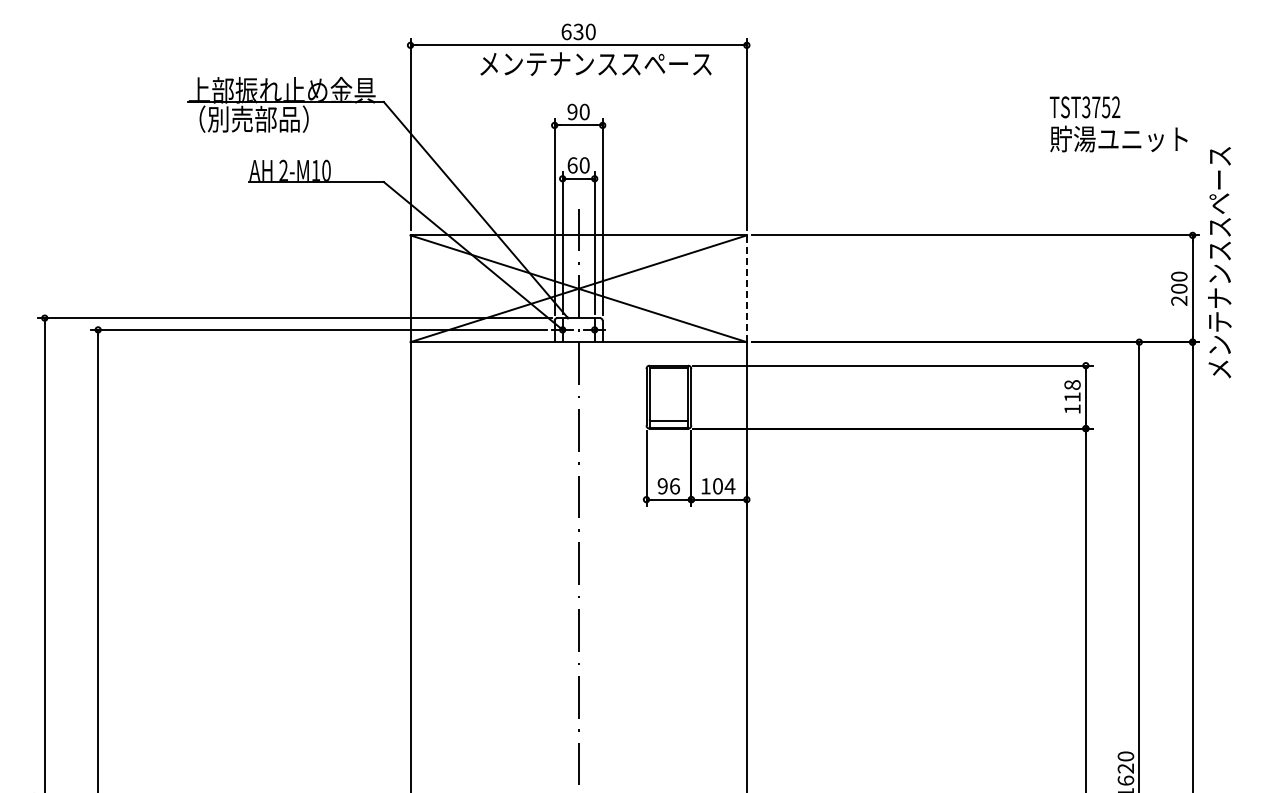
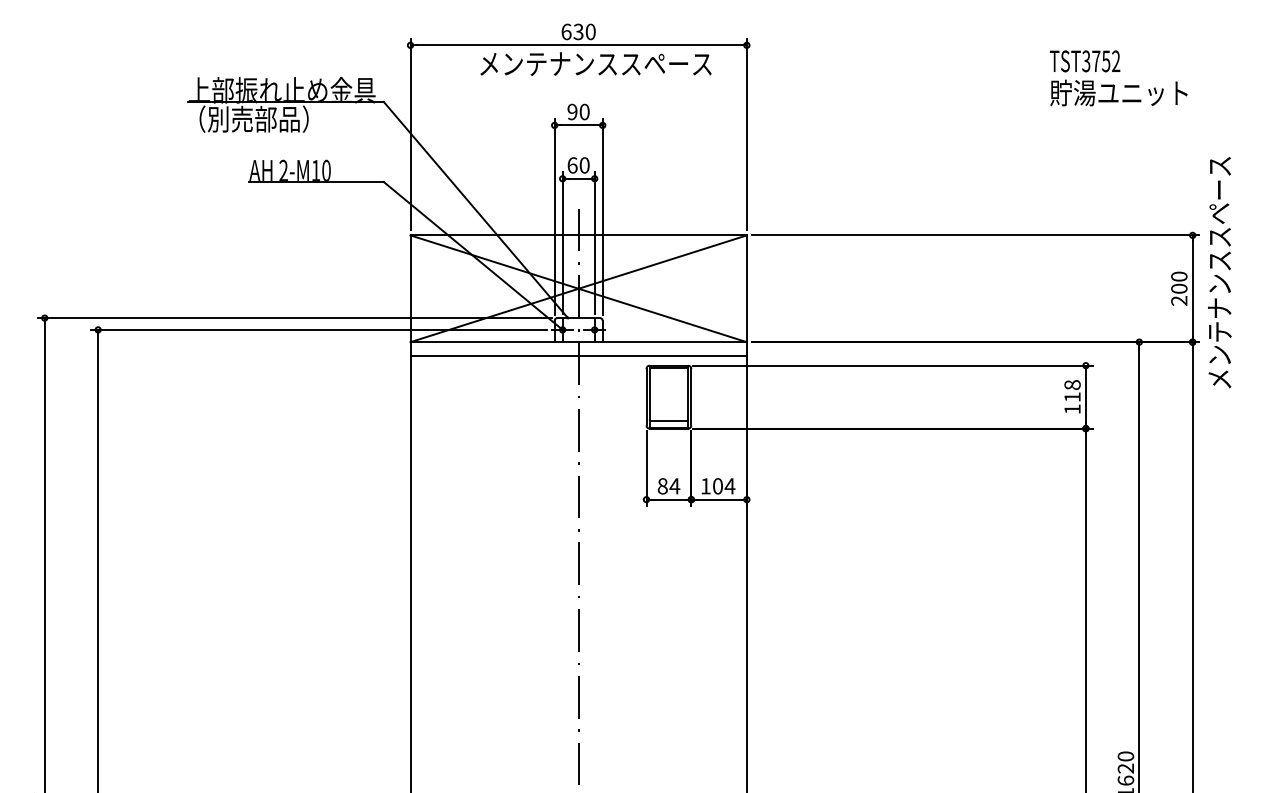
text position: (1118, 124) -> (1118, 78) (1118, 78)
text position: (1219, 262) -> (1219, 272) (1219, 272)
line: dashed -> solid (746, 288)
line: none -> present (578, 356)
text: 96 -> 84 (668, 486)
